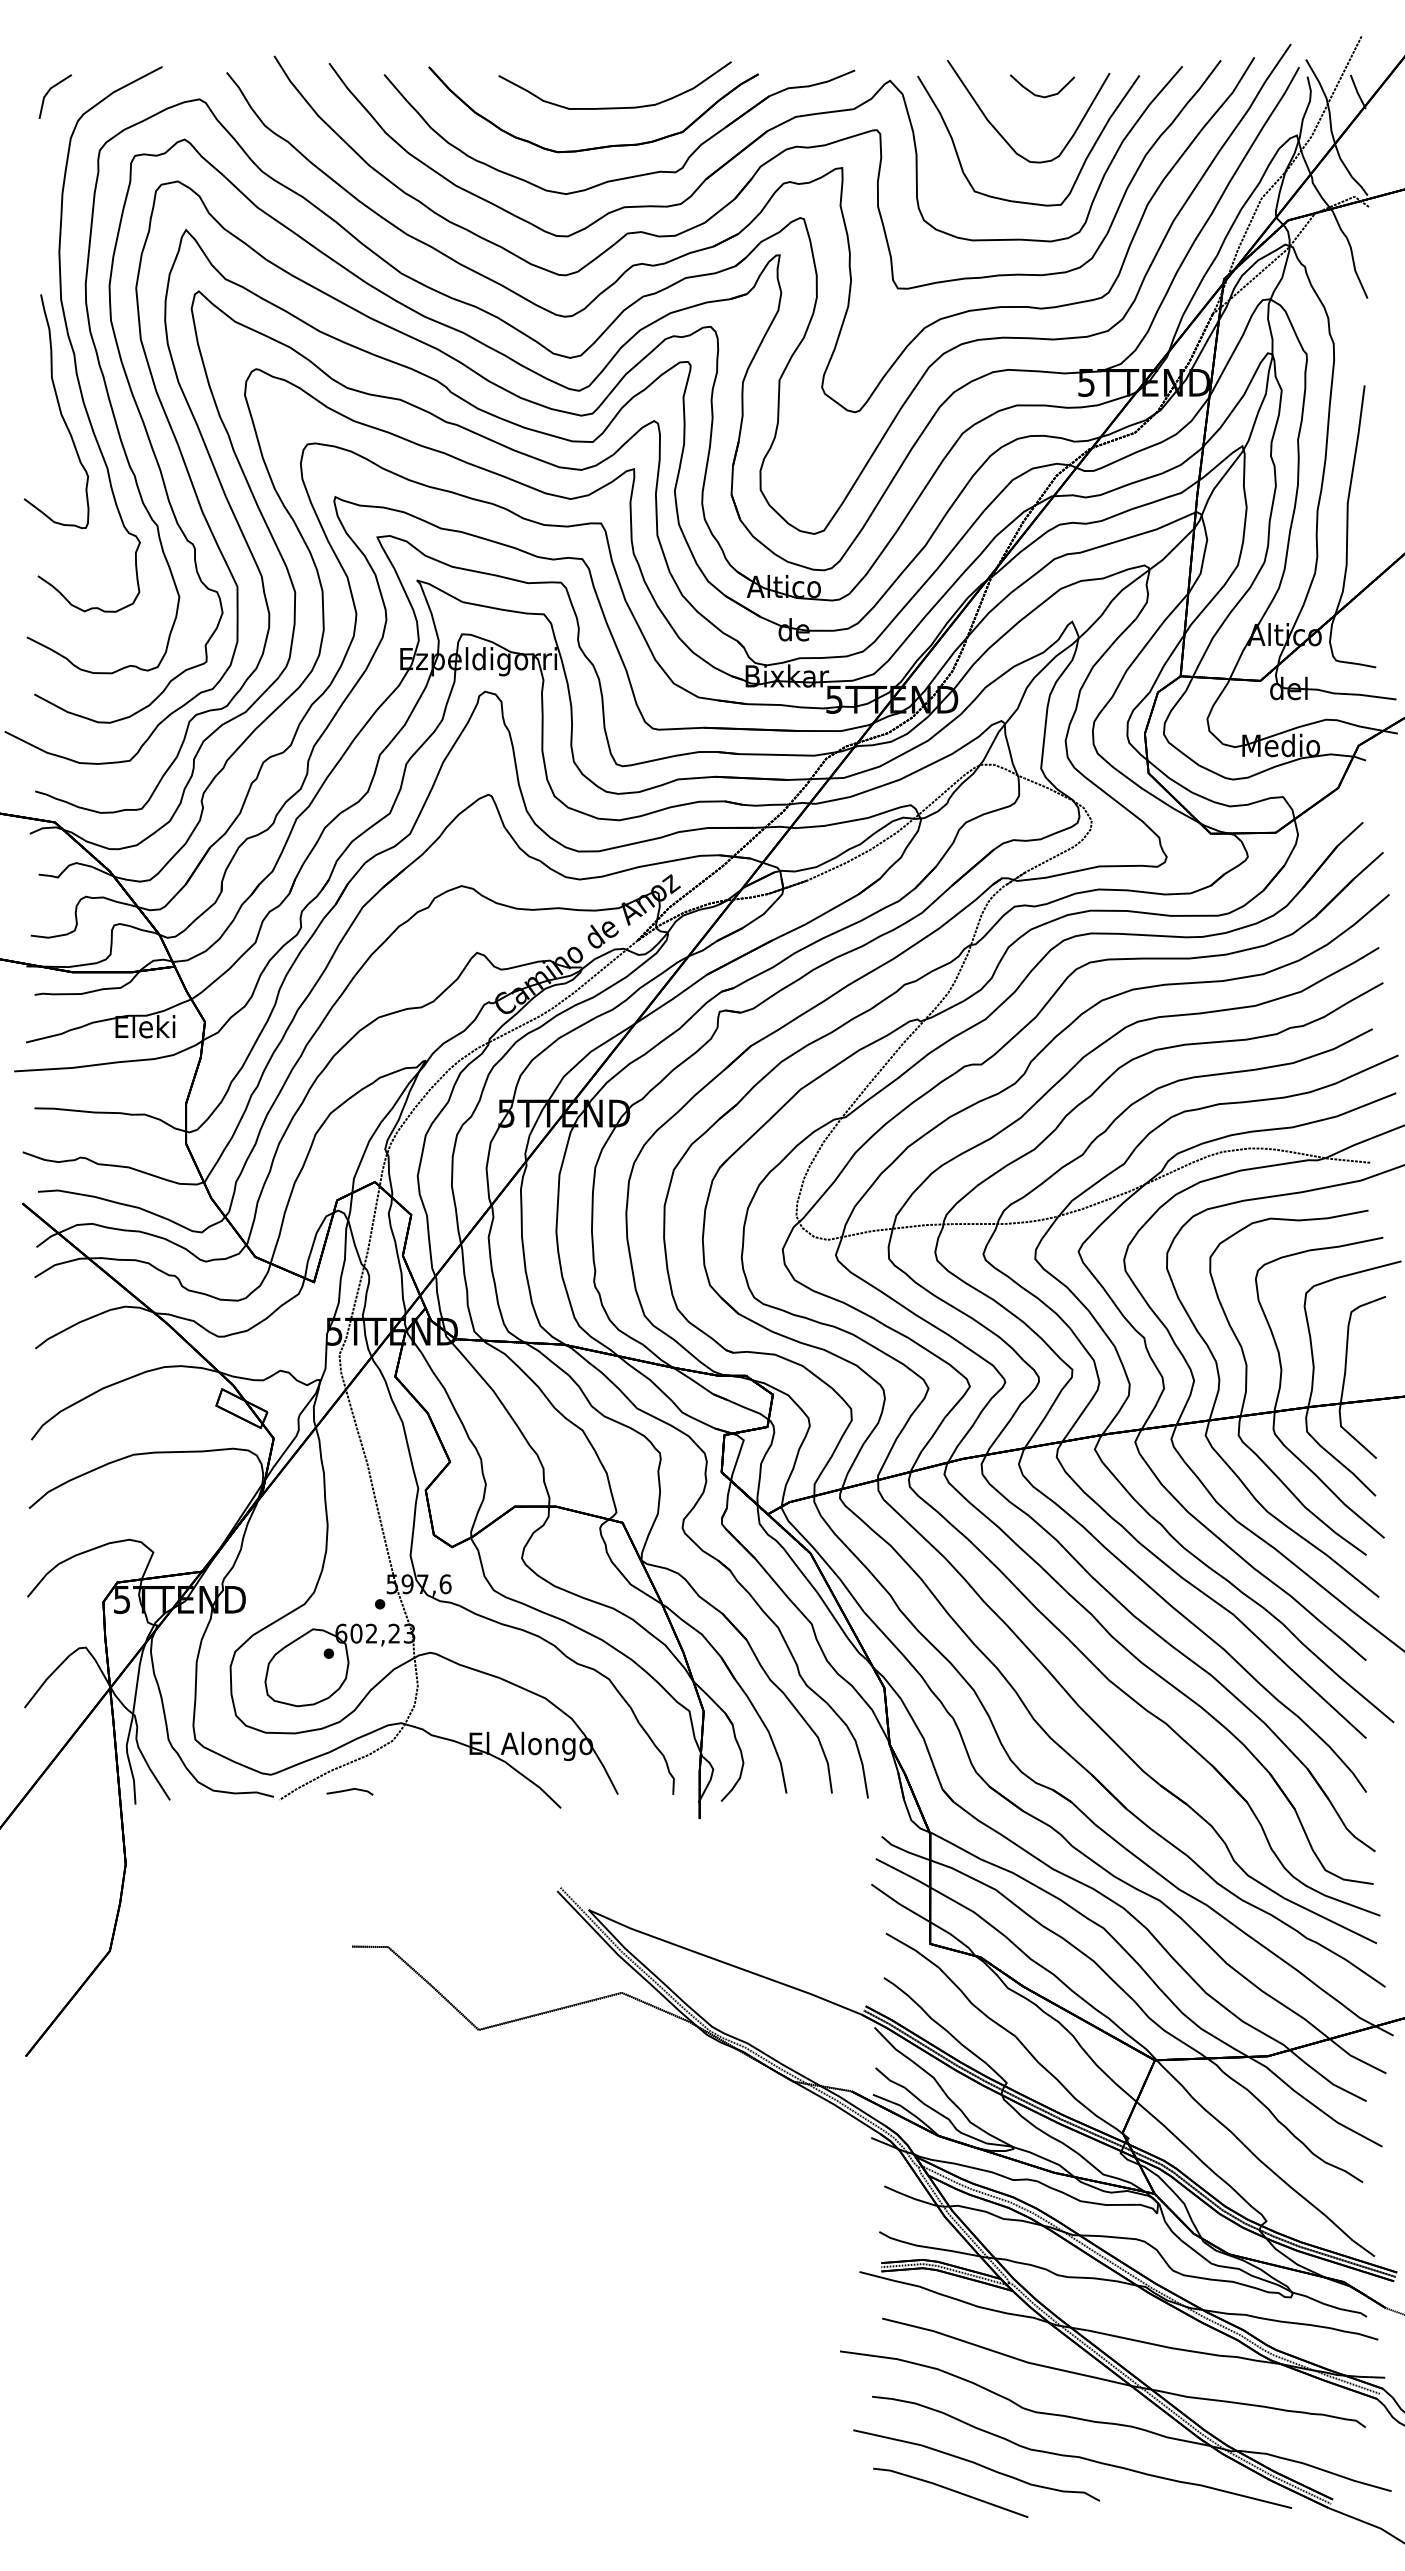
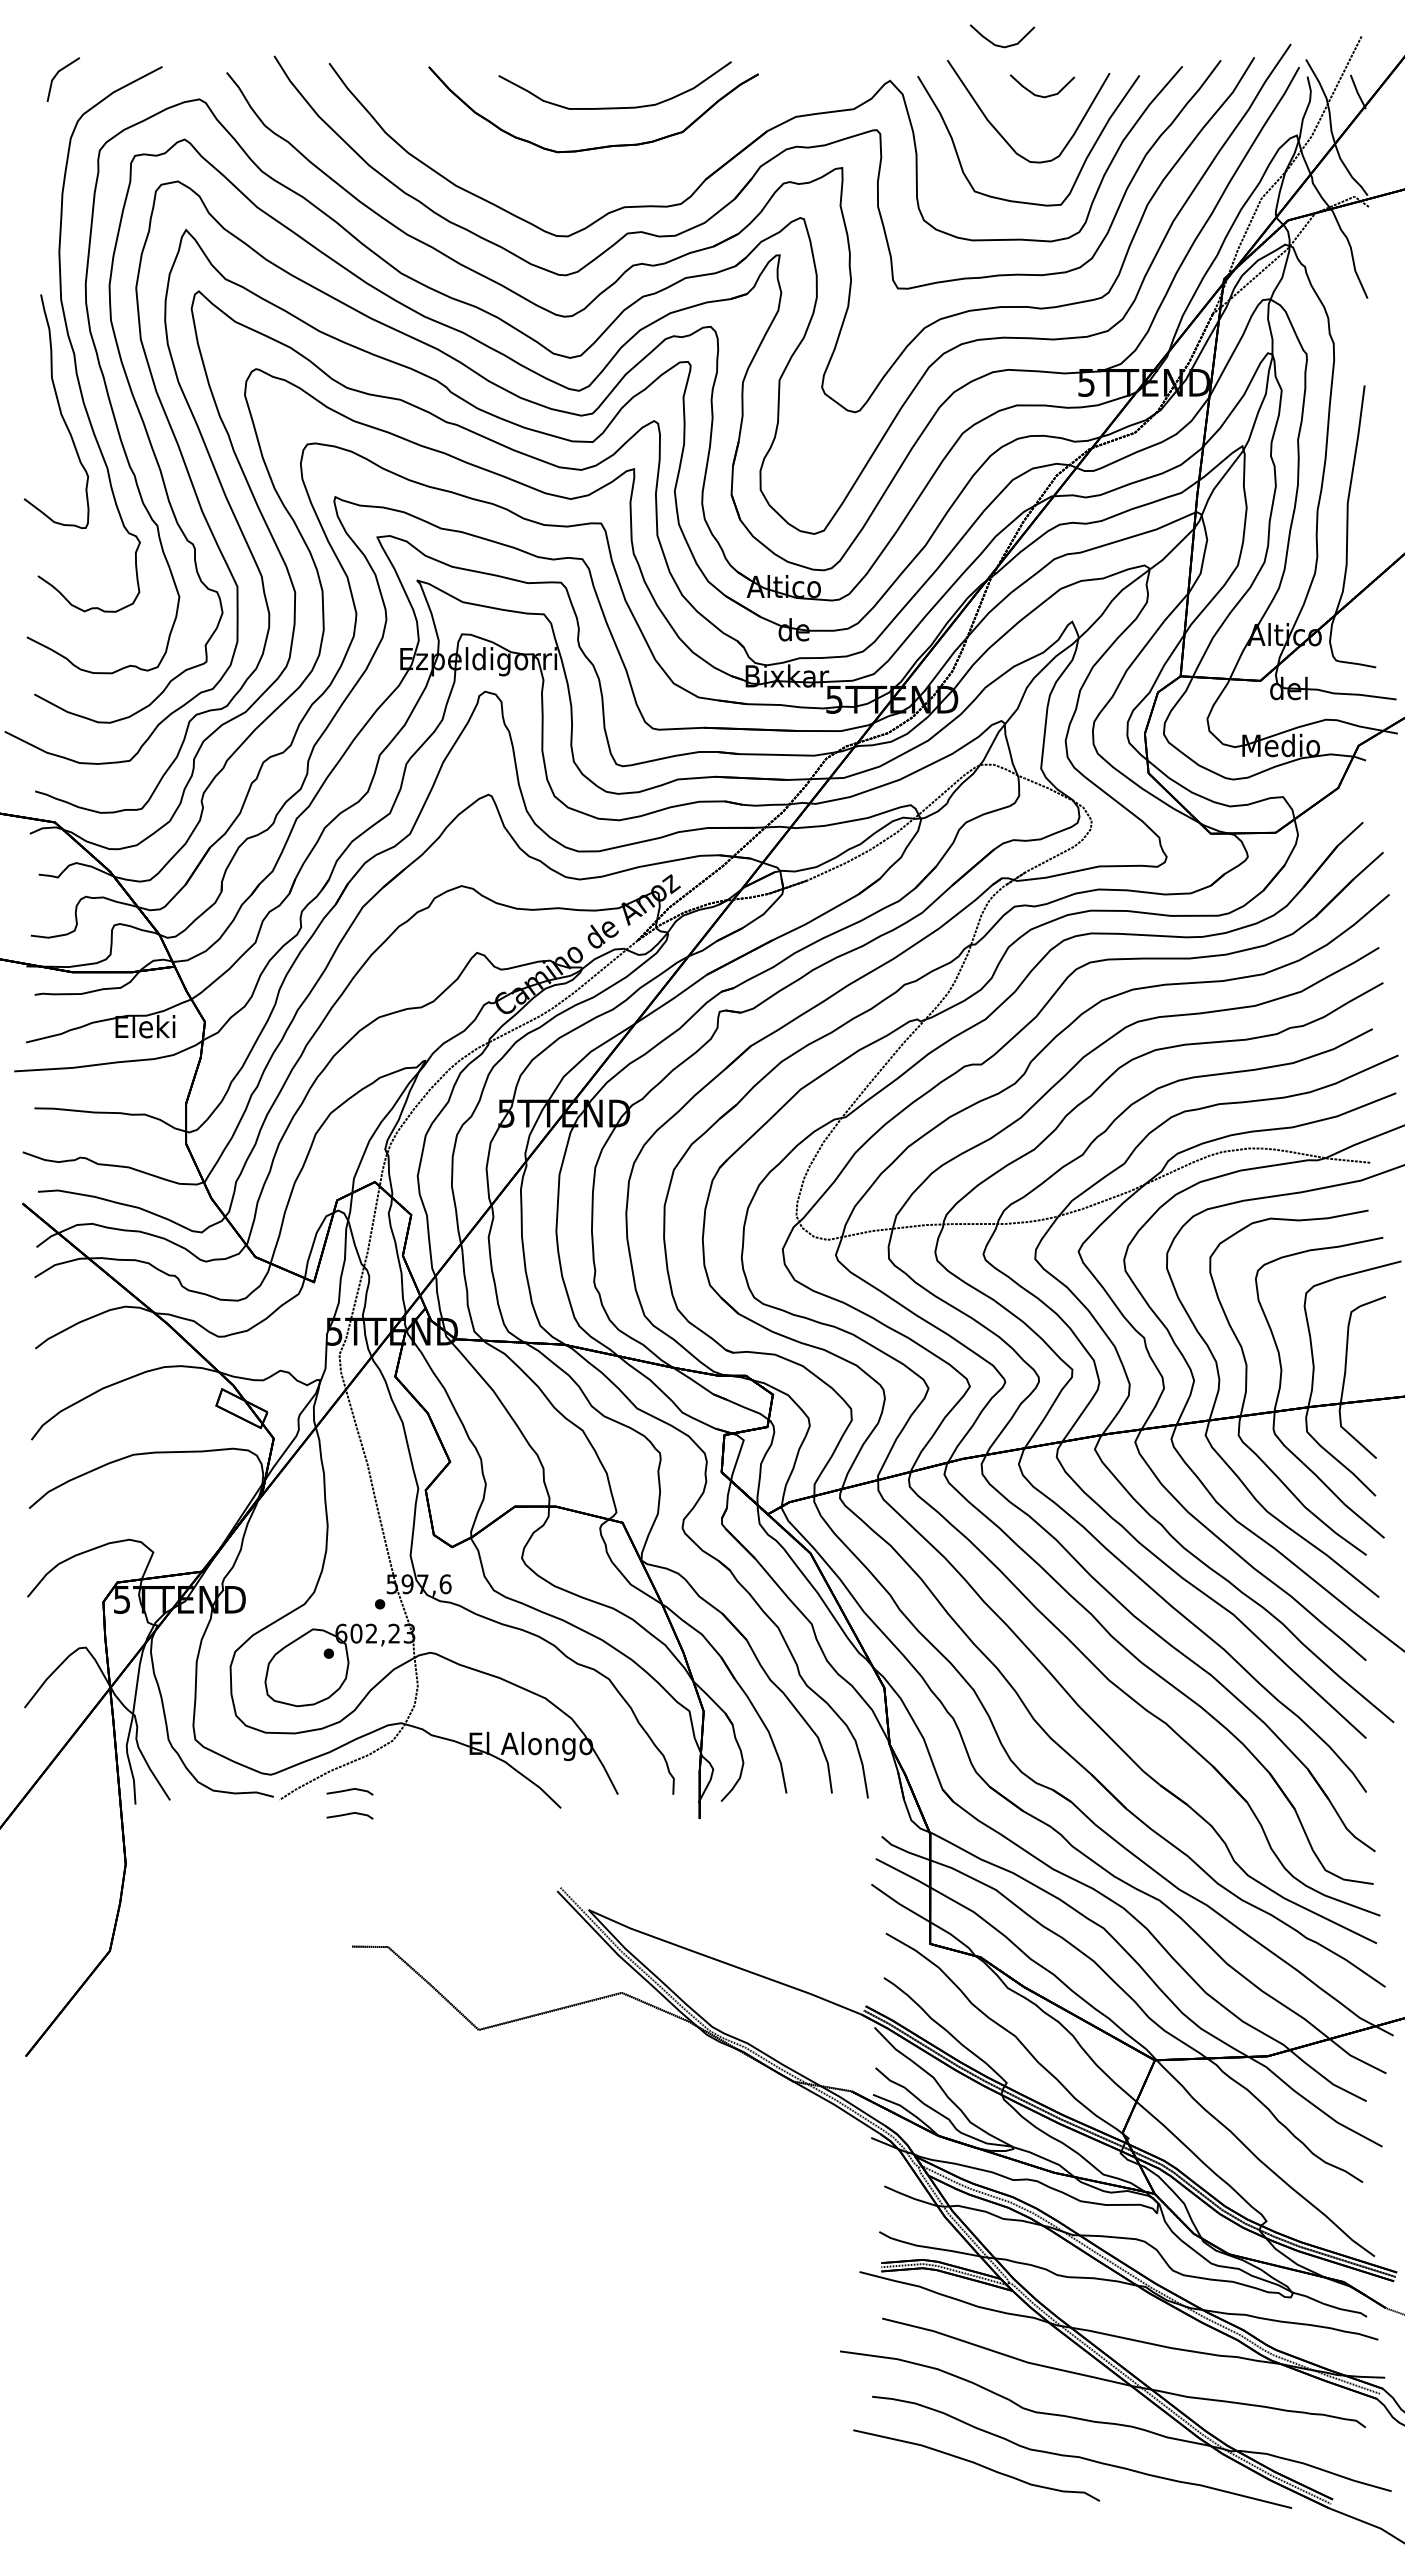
part: none -> present (1002, 45)
line position: (48, 93) -> (56, 76) (56, 76)
part: present -> none (628, 176)
line: none -> present (349, 1814)
line: present -> none (950, 2490)
